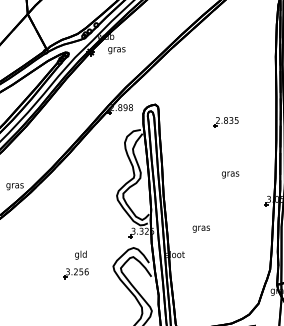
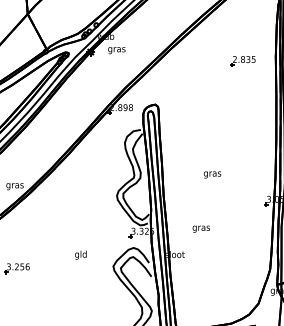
part position: (225, 122) -> (242, 61) (242, 61)
text position: (230, 174) -> (212, 174) (212, 174)
part position: (75, 273) -> (16, 268) (16, 268)
